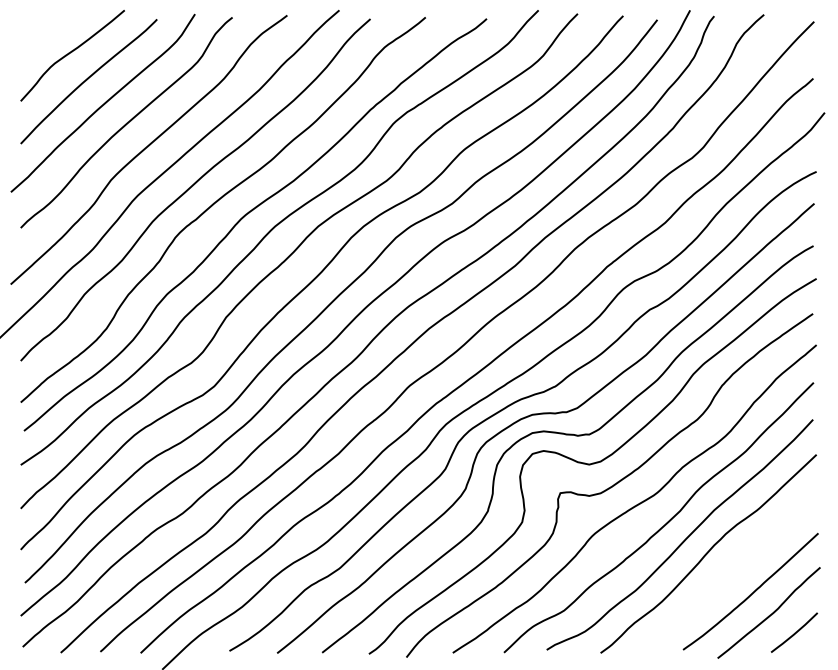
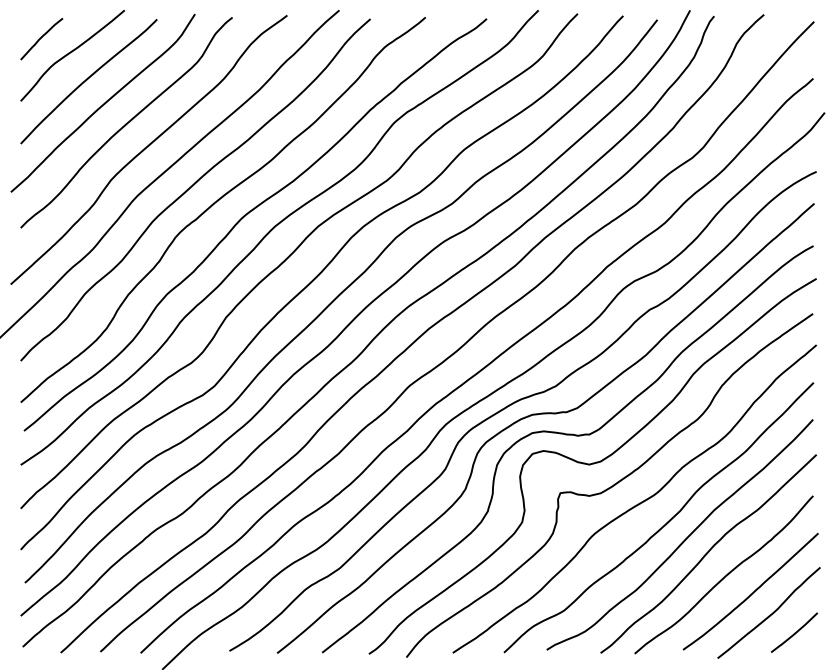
curve: none -> present (41, 38)
curve: none -> present (725, 575)
